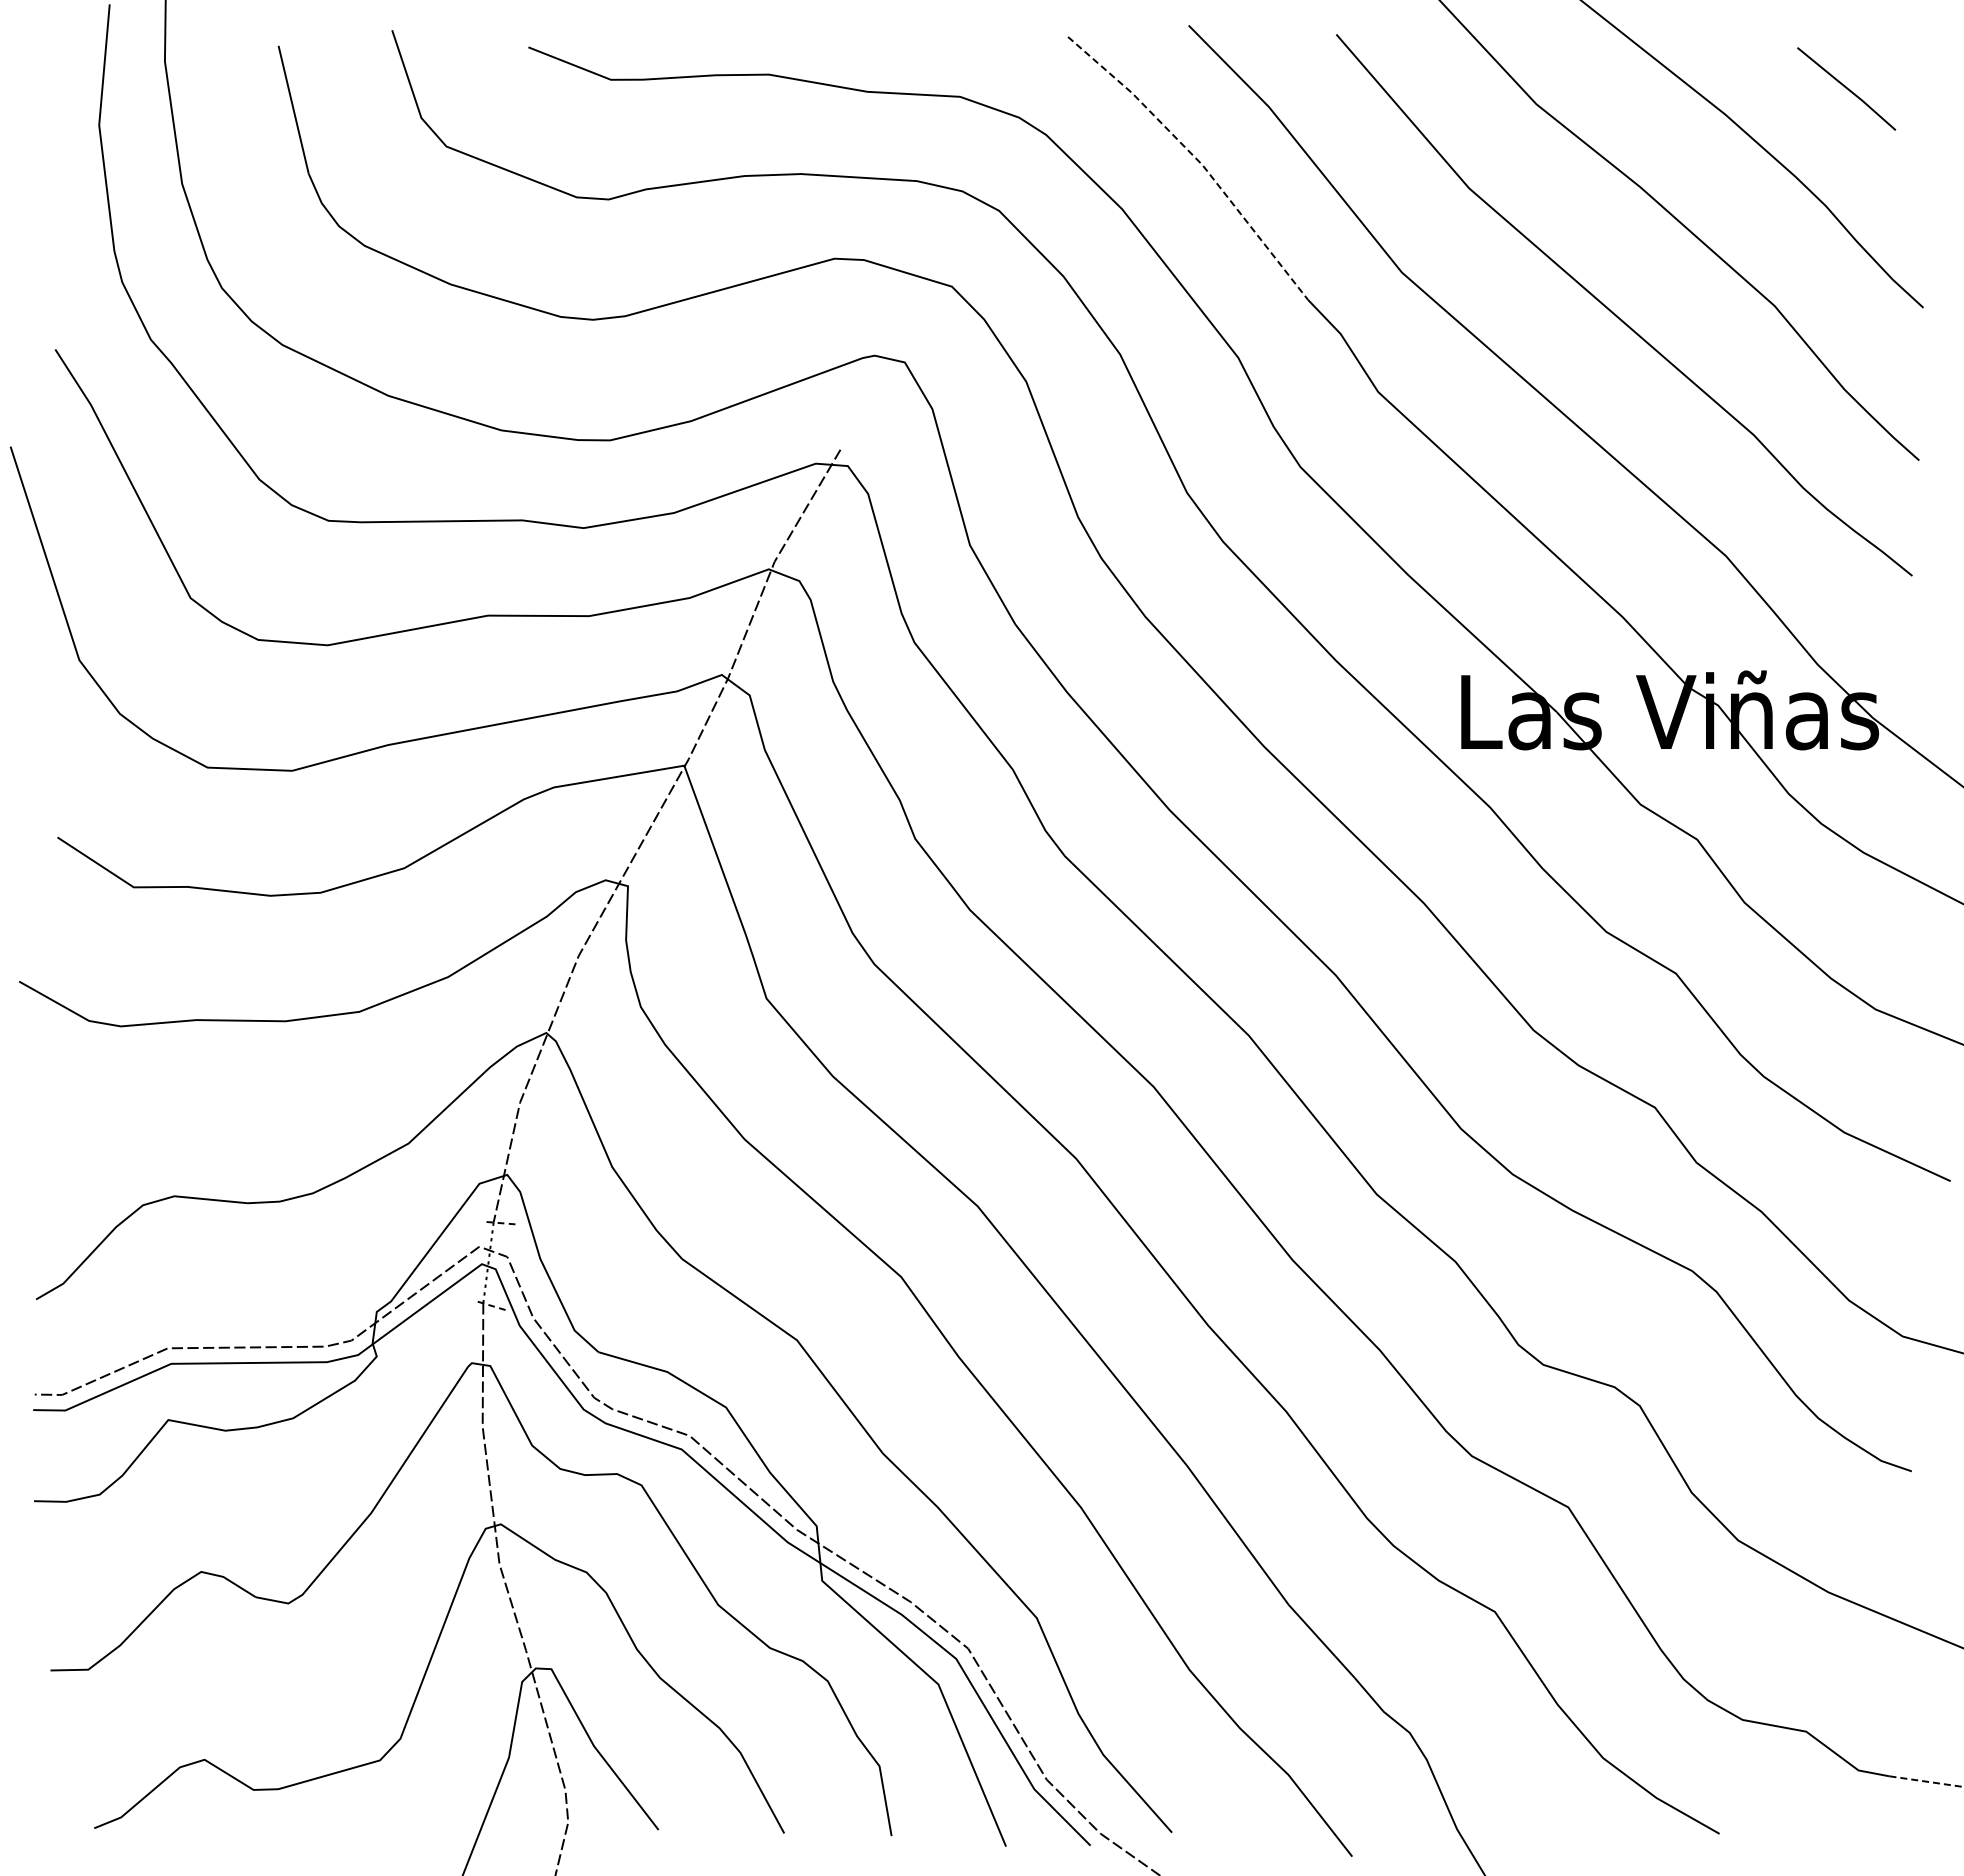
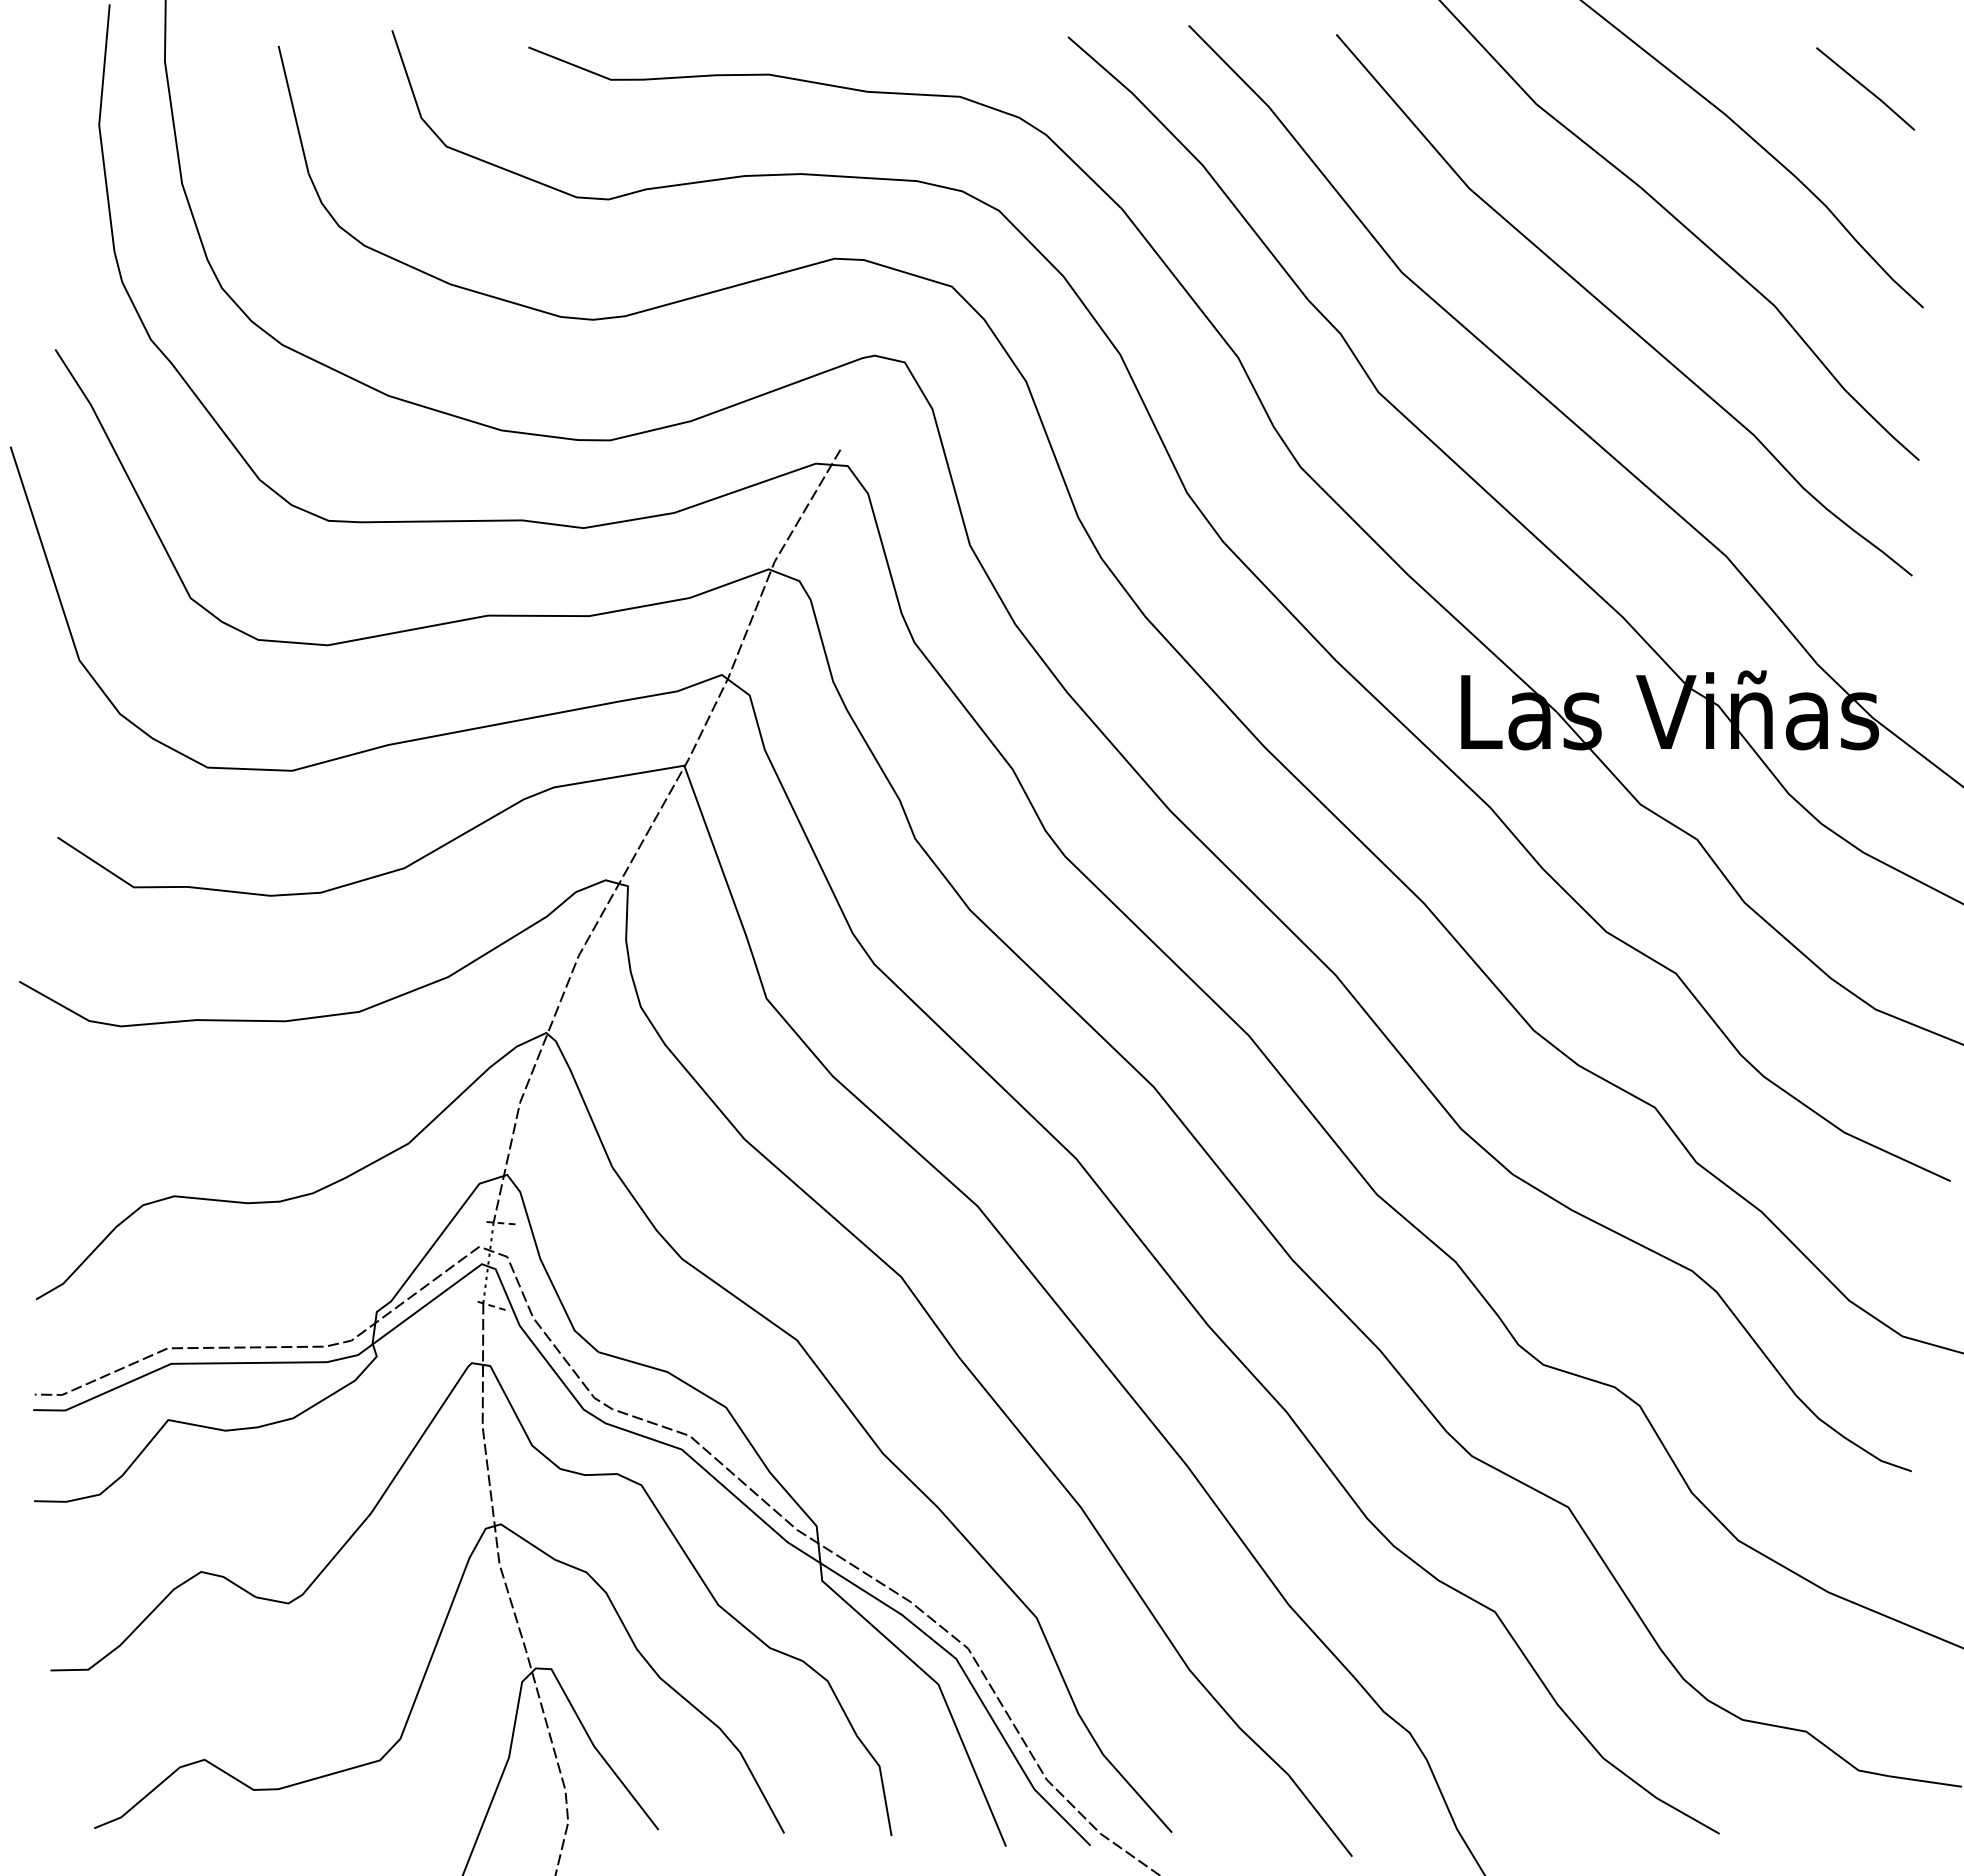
line position: (1846, 88) -> (1865, 88) (1865, 88)
line: dashed -> solid (1197, 160)
line: dashed -> solid (1925, 1781)
